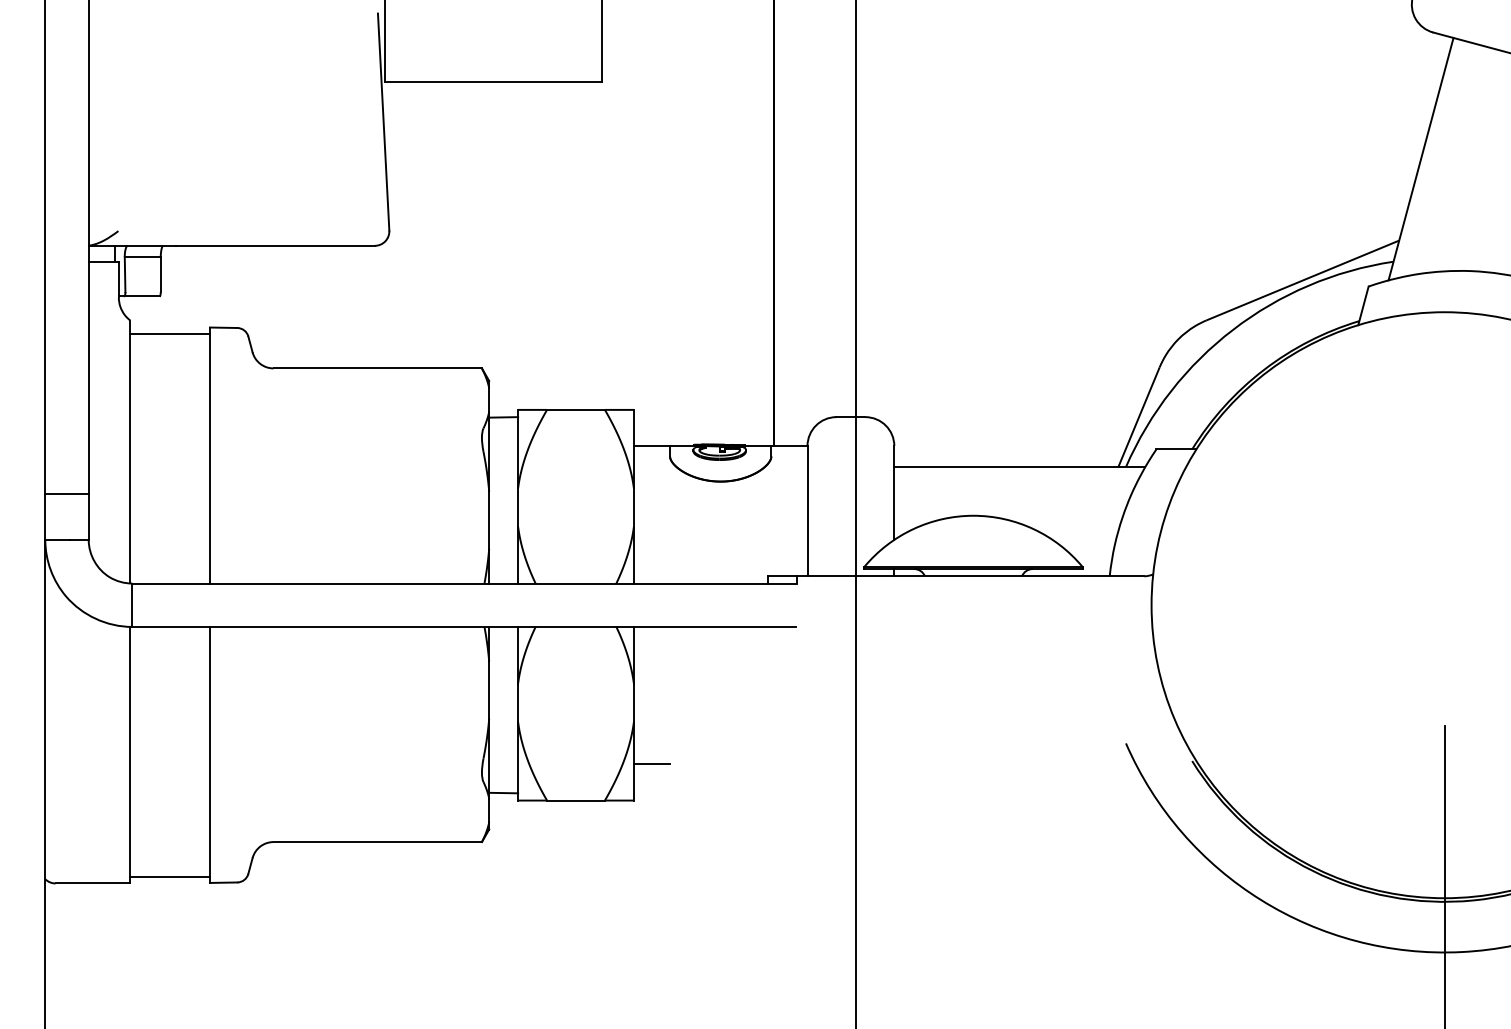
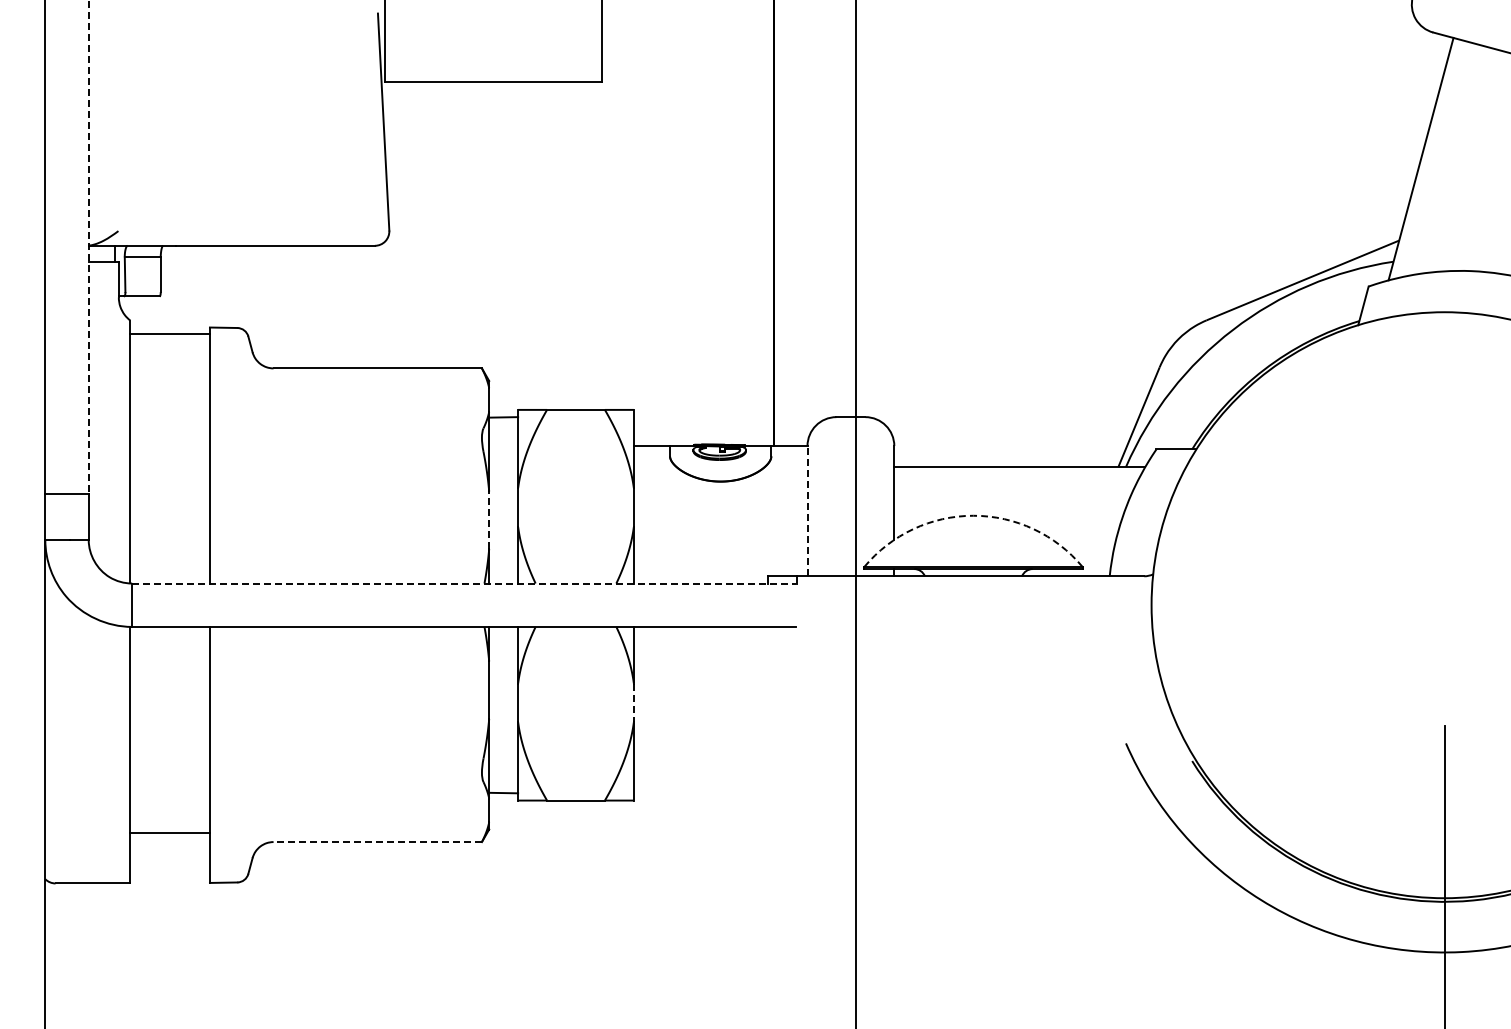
line: solid -> dashed (88, 247)
line: solid -> dashed (807, 510)
arc: solid -> dashed (973, 515)
line: solid -> dashed (489, 520)
line: solid -> dashed (463, 583)
line: solid -> dashed (633, 703)
line: present -> none (651, 764)
line: solid -> dashed (377, 842)
line position: (169, 876) -> (169, 832) (169, 832)
